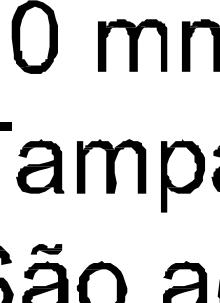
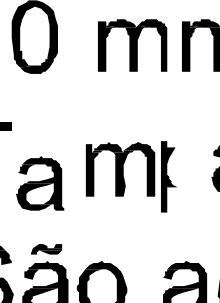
part position: (40, 166) -> (40, 183) (40, 183)
part position: (111, 166) -> (120, 169) (120, 169)
fill: present -> none (186, 166)
